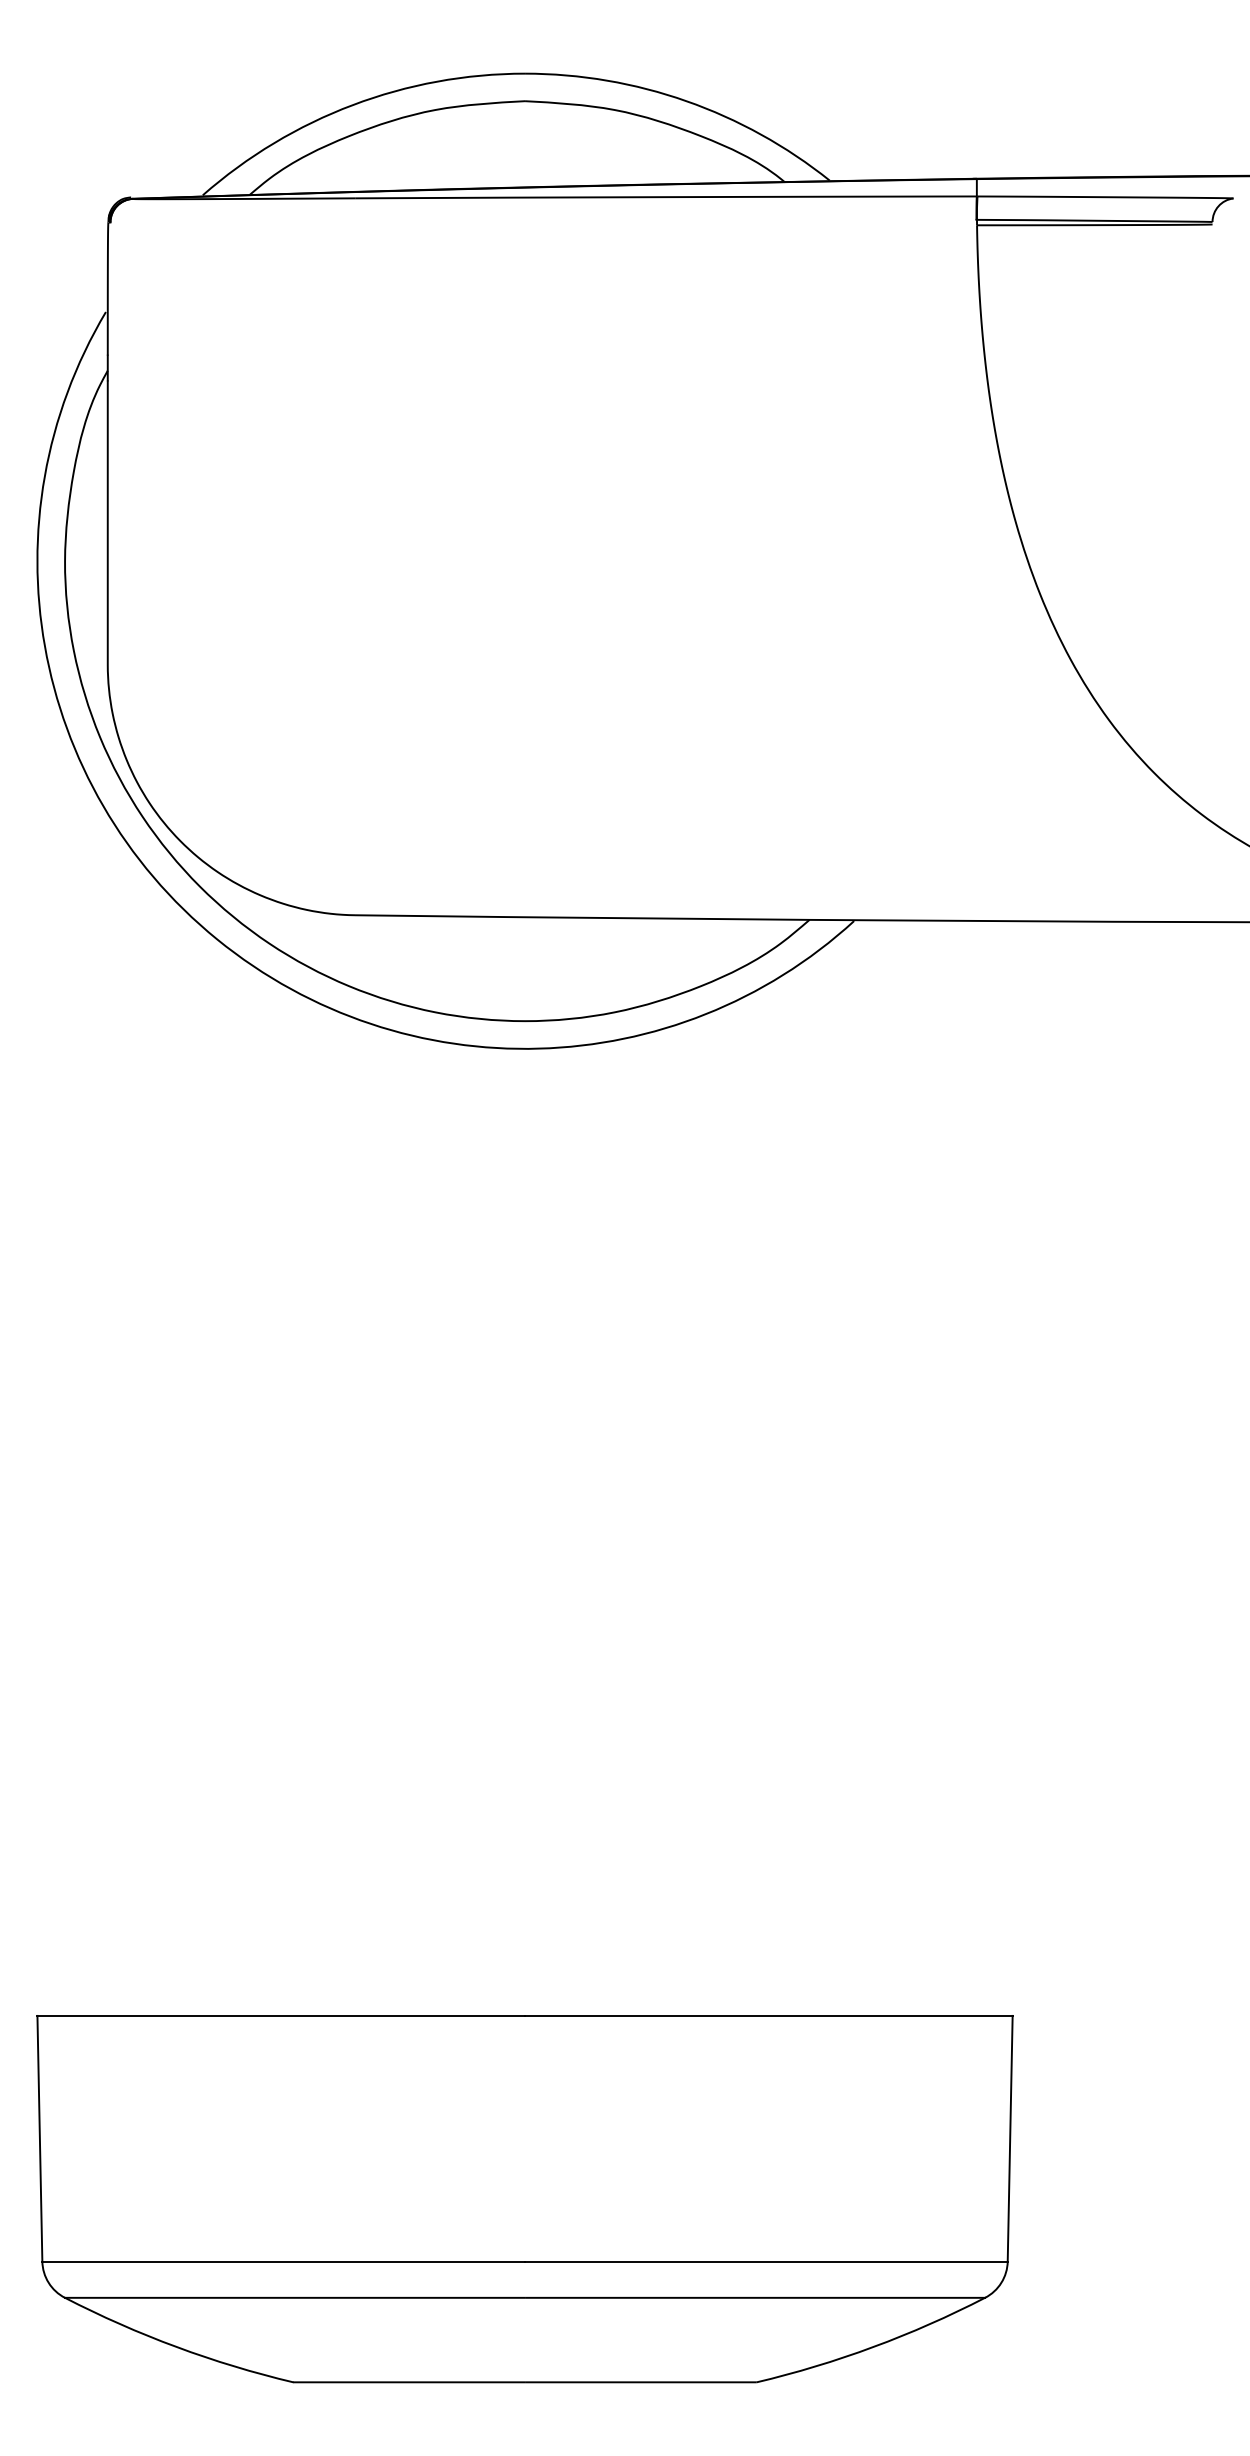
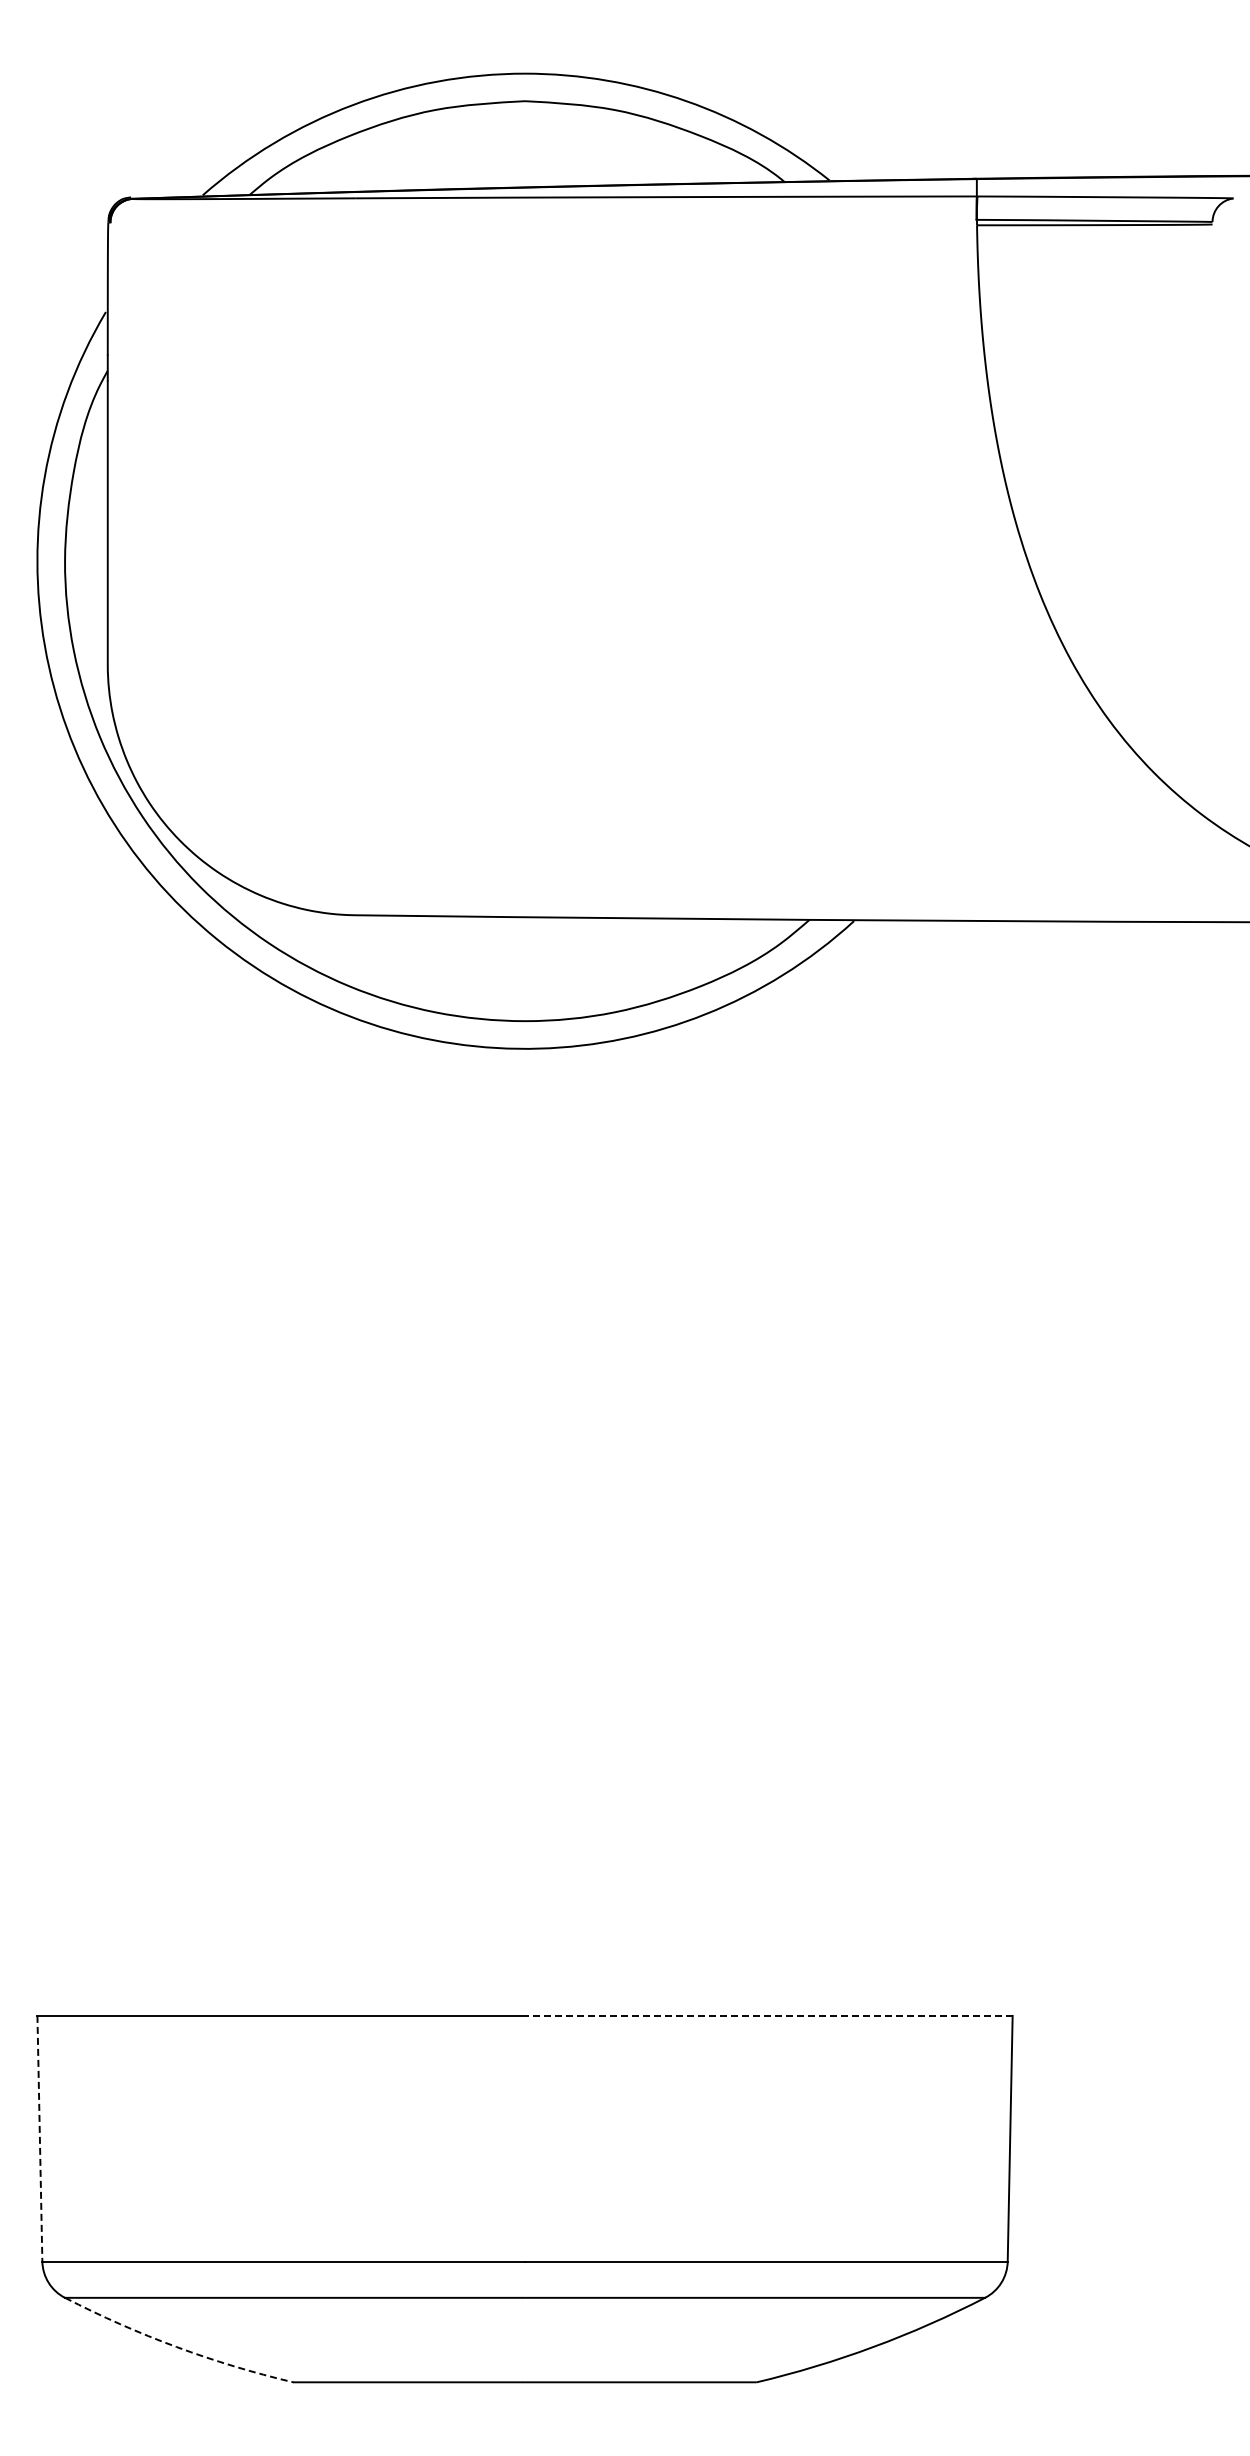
line: solid -> dashed (768, 2015)
line: solid -> dashed (39, 2138)
arc: solid -> dashed (176, 2347)
